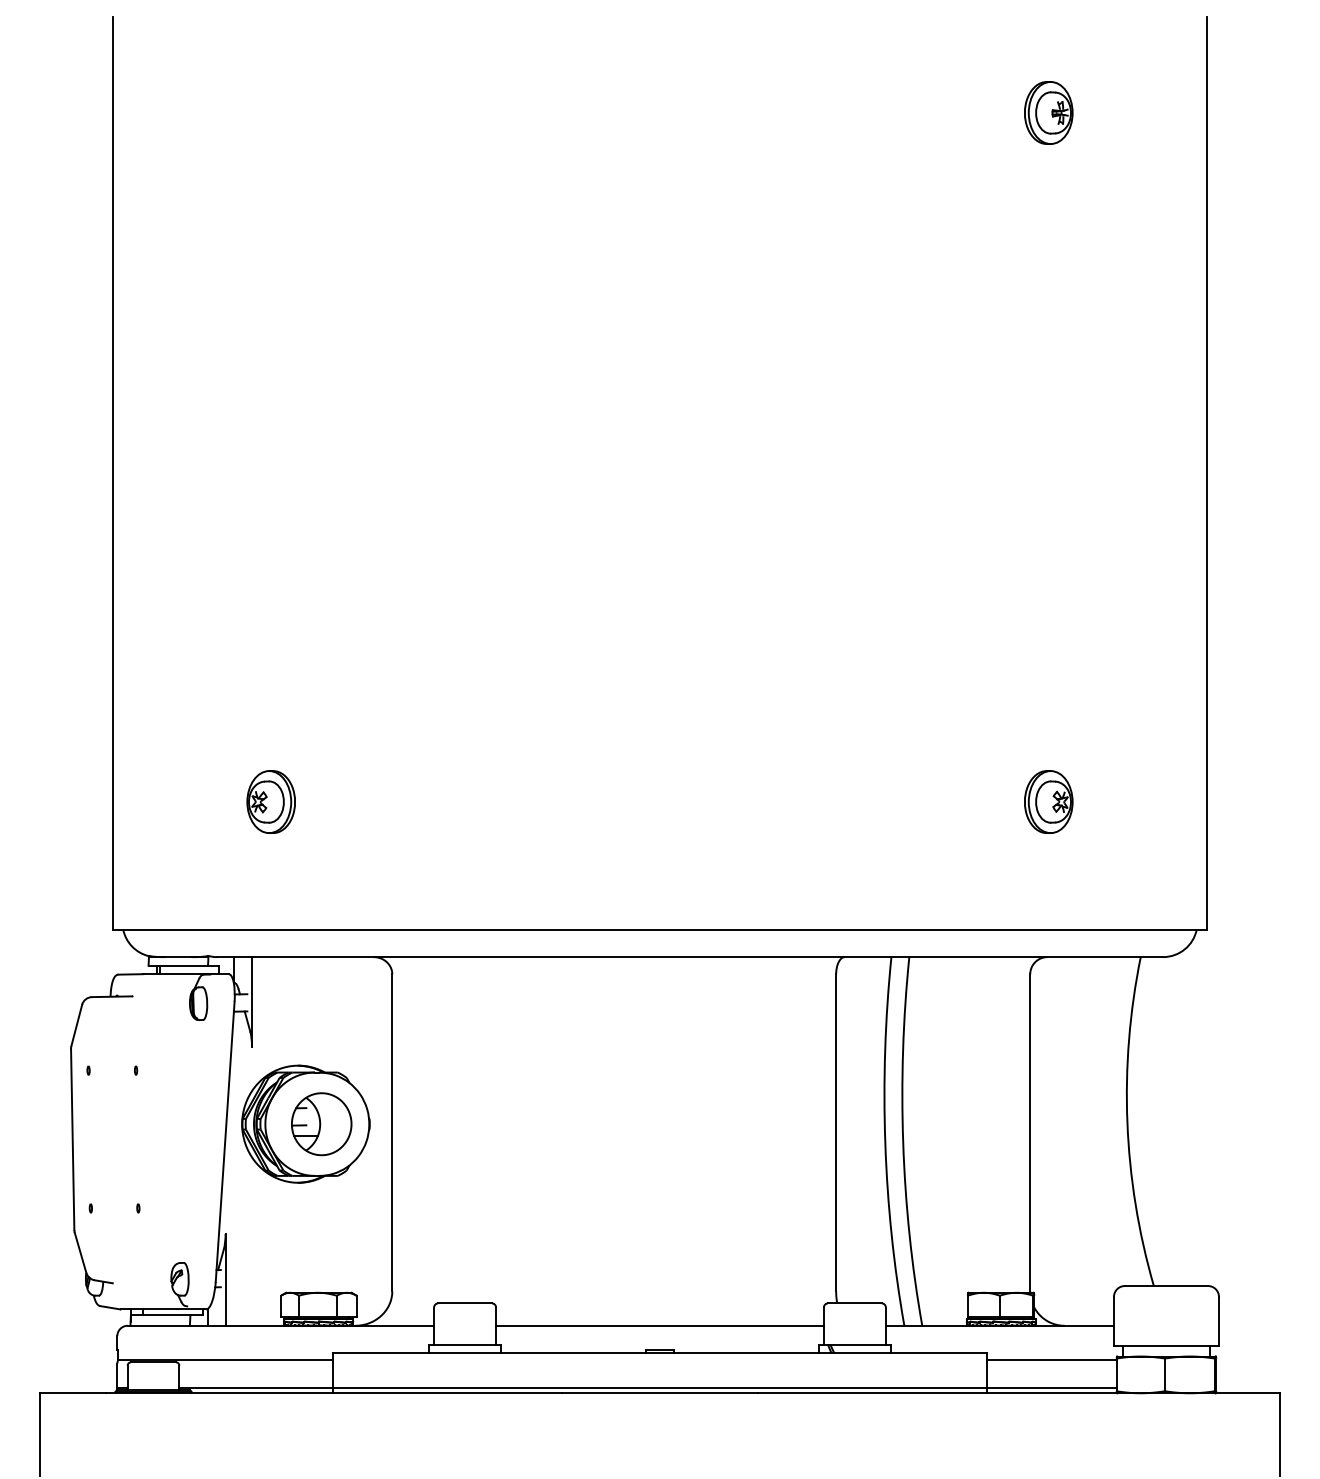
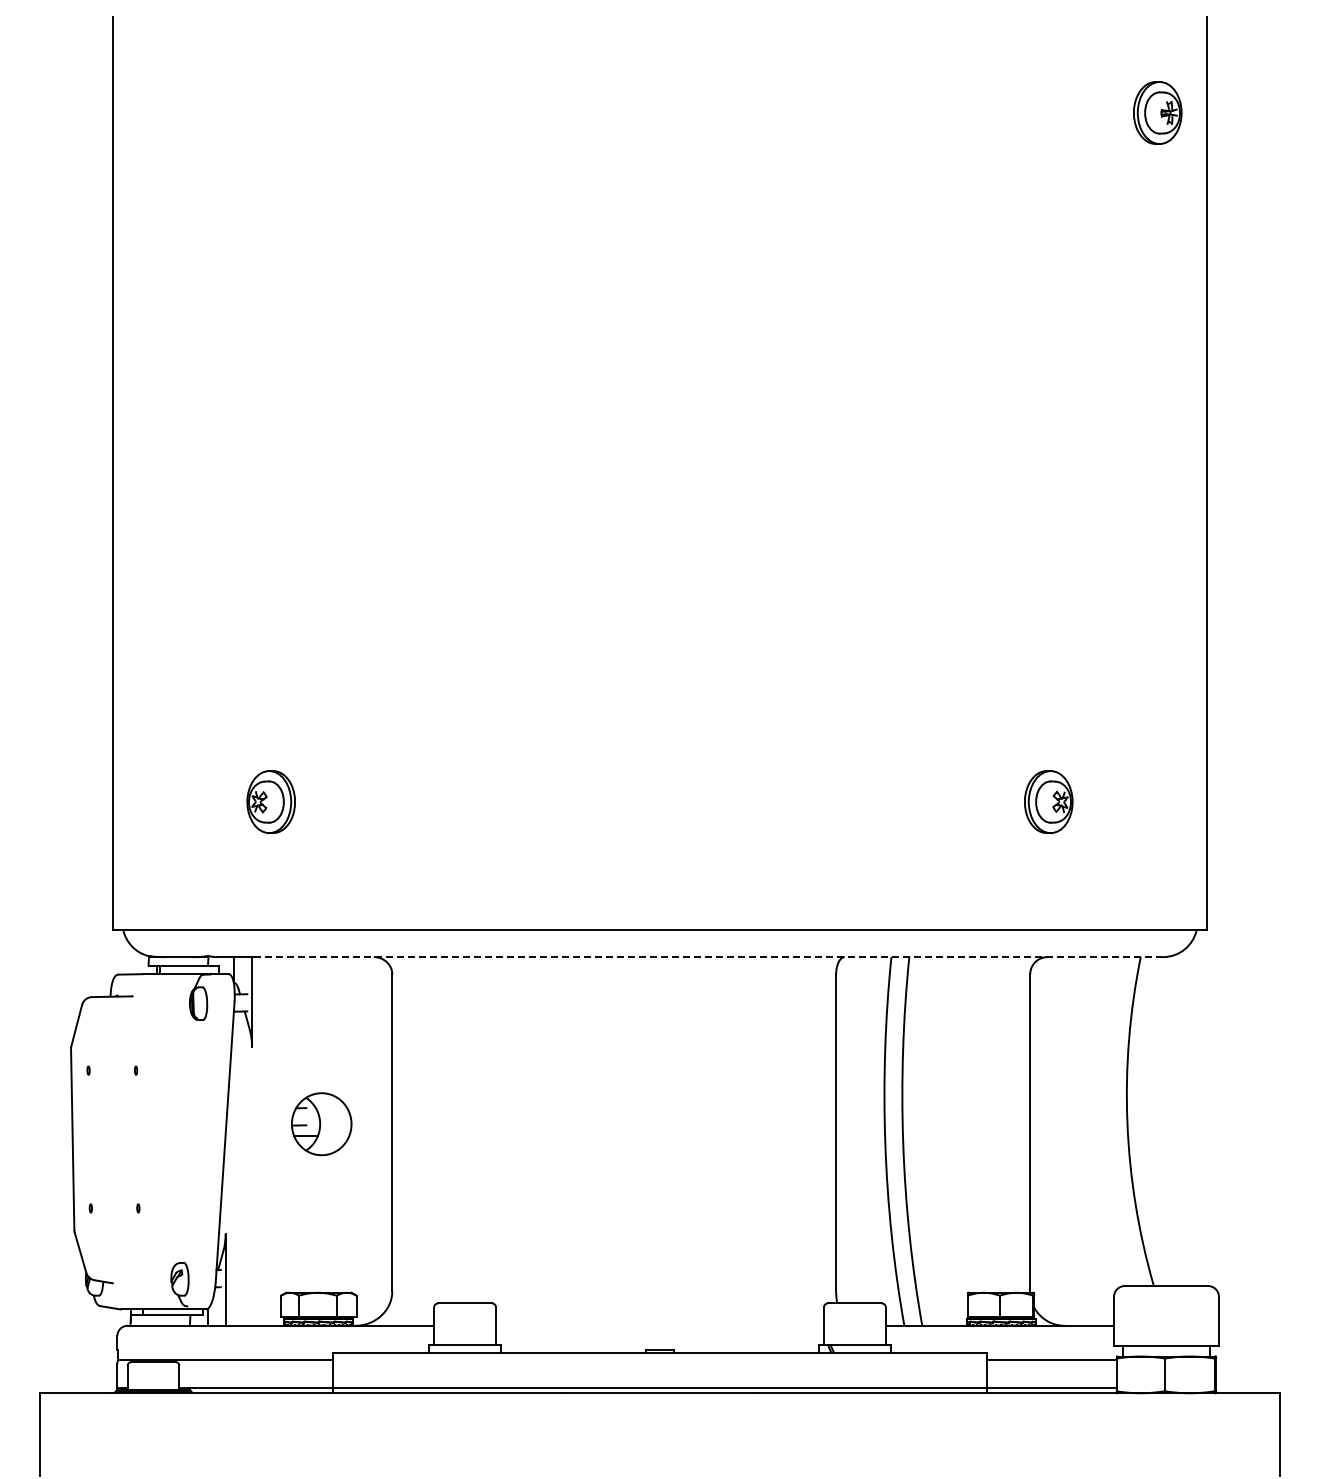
part position: (1048, 112) -> (1157, 112) (1157, 112)
line: solid -> dashed (708, 957)
part: present -> none (305, 1123)
line: present -> none (659, 1325)
